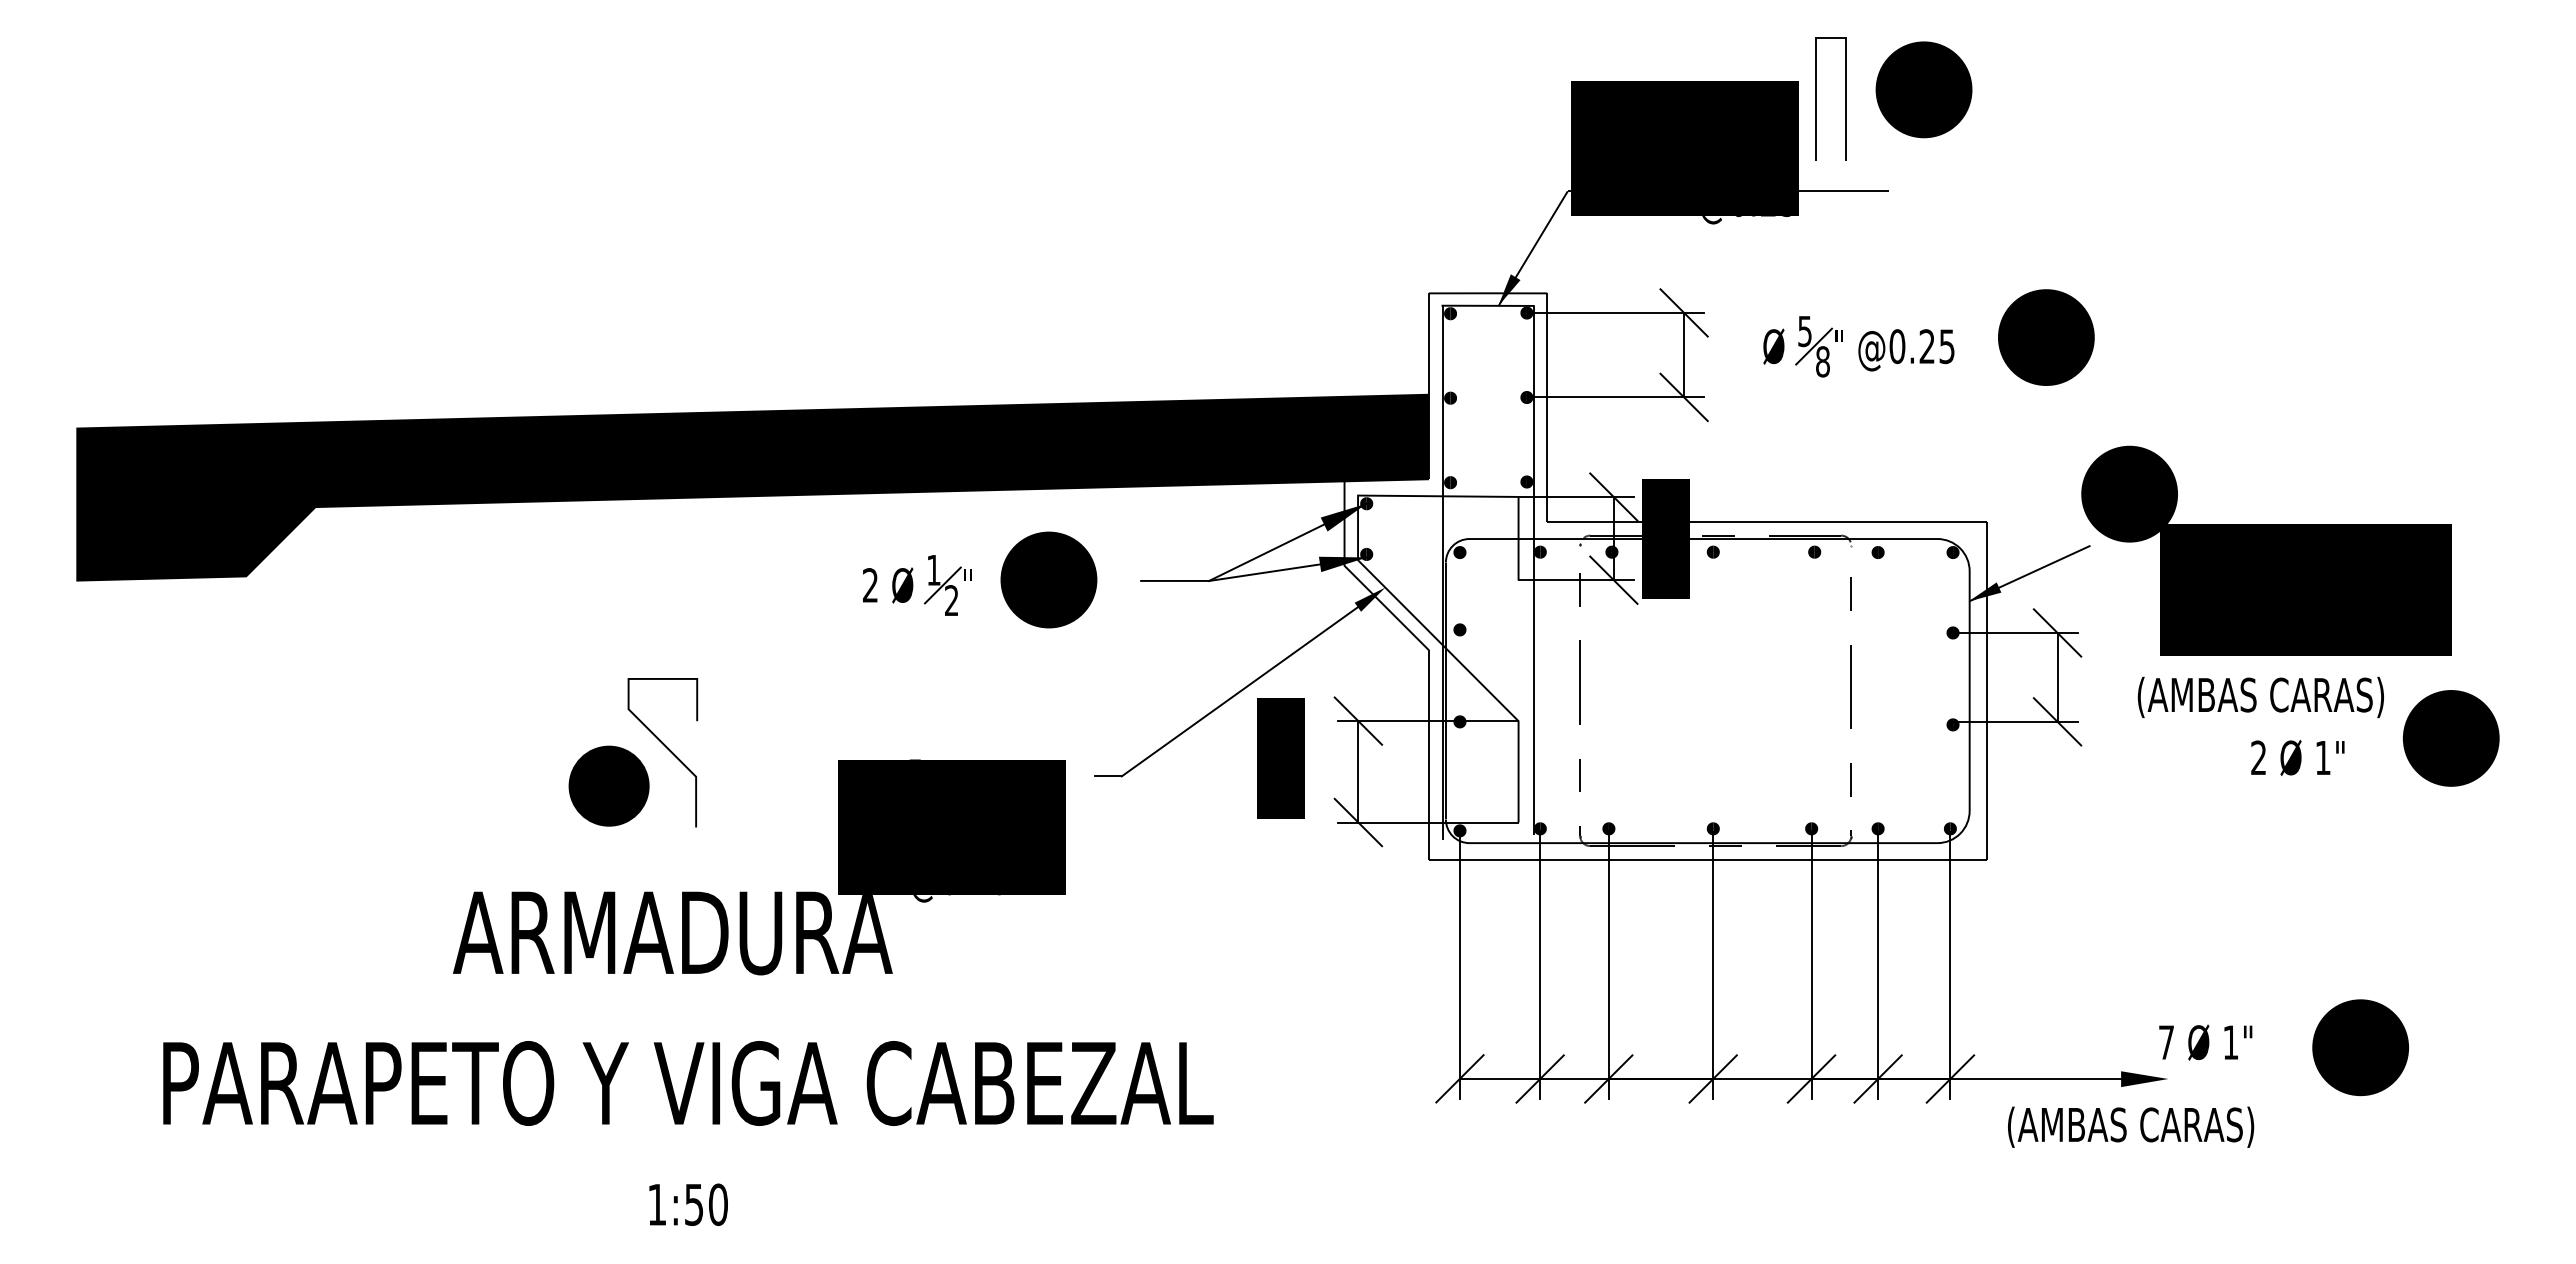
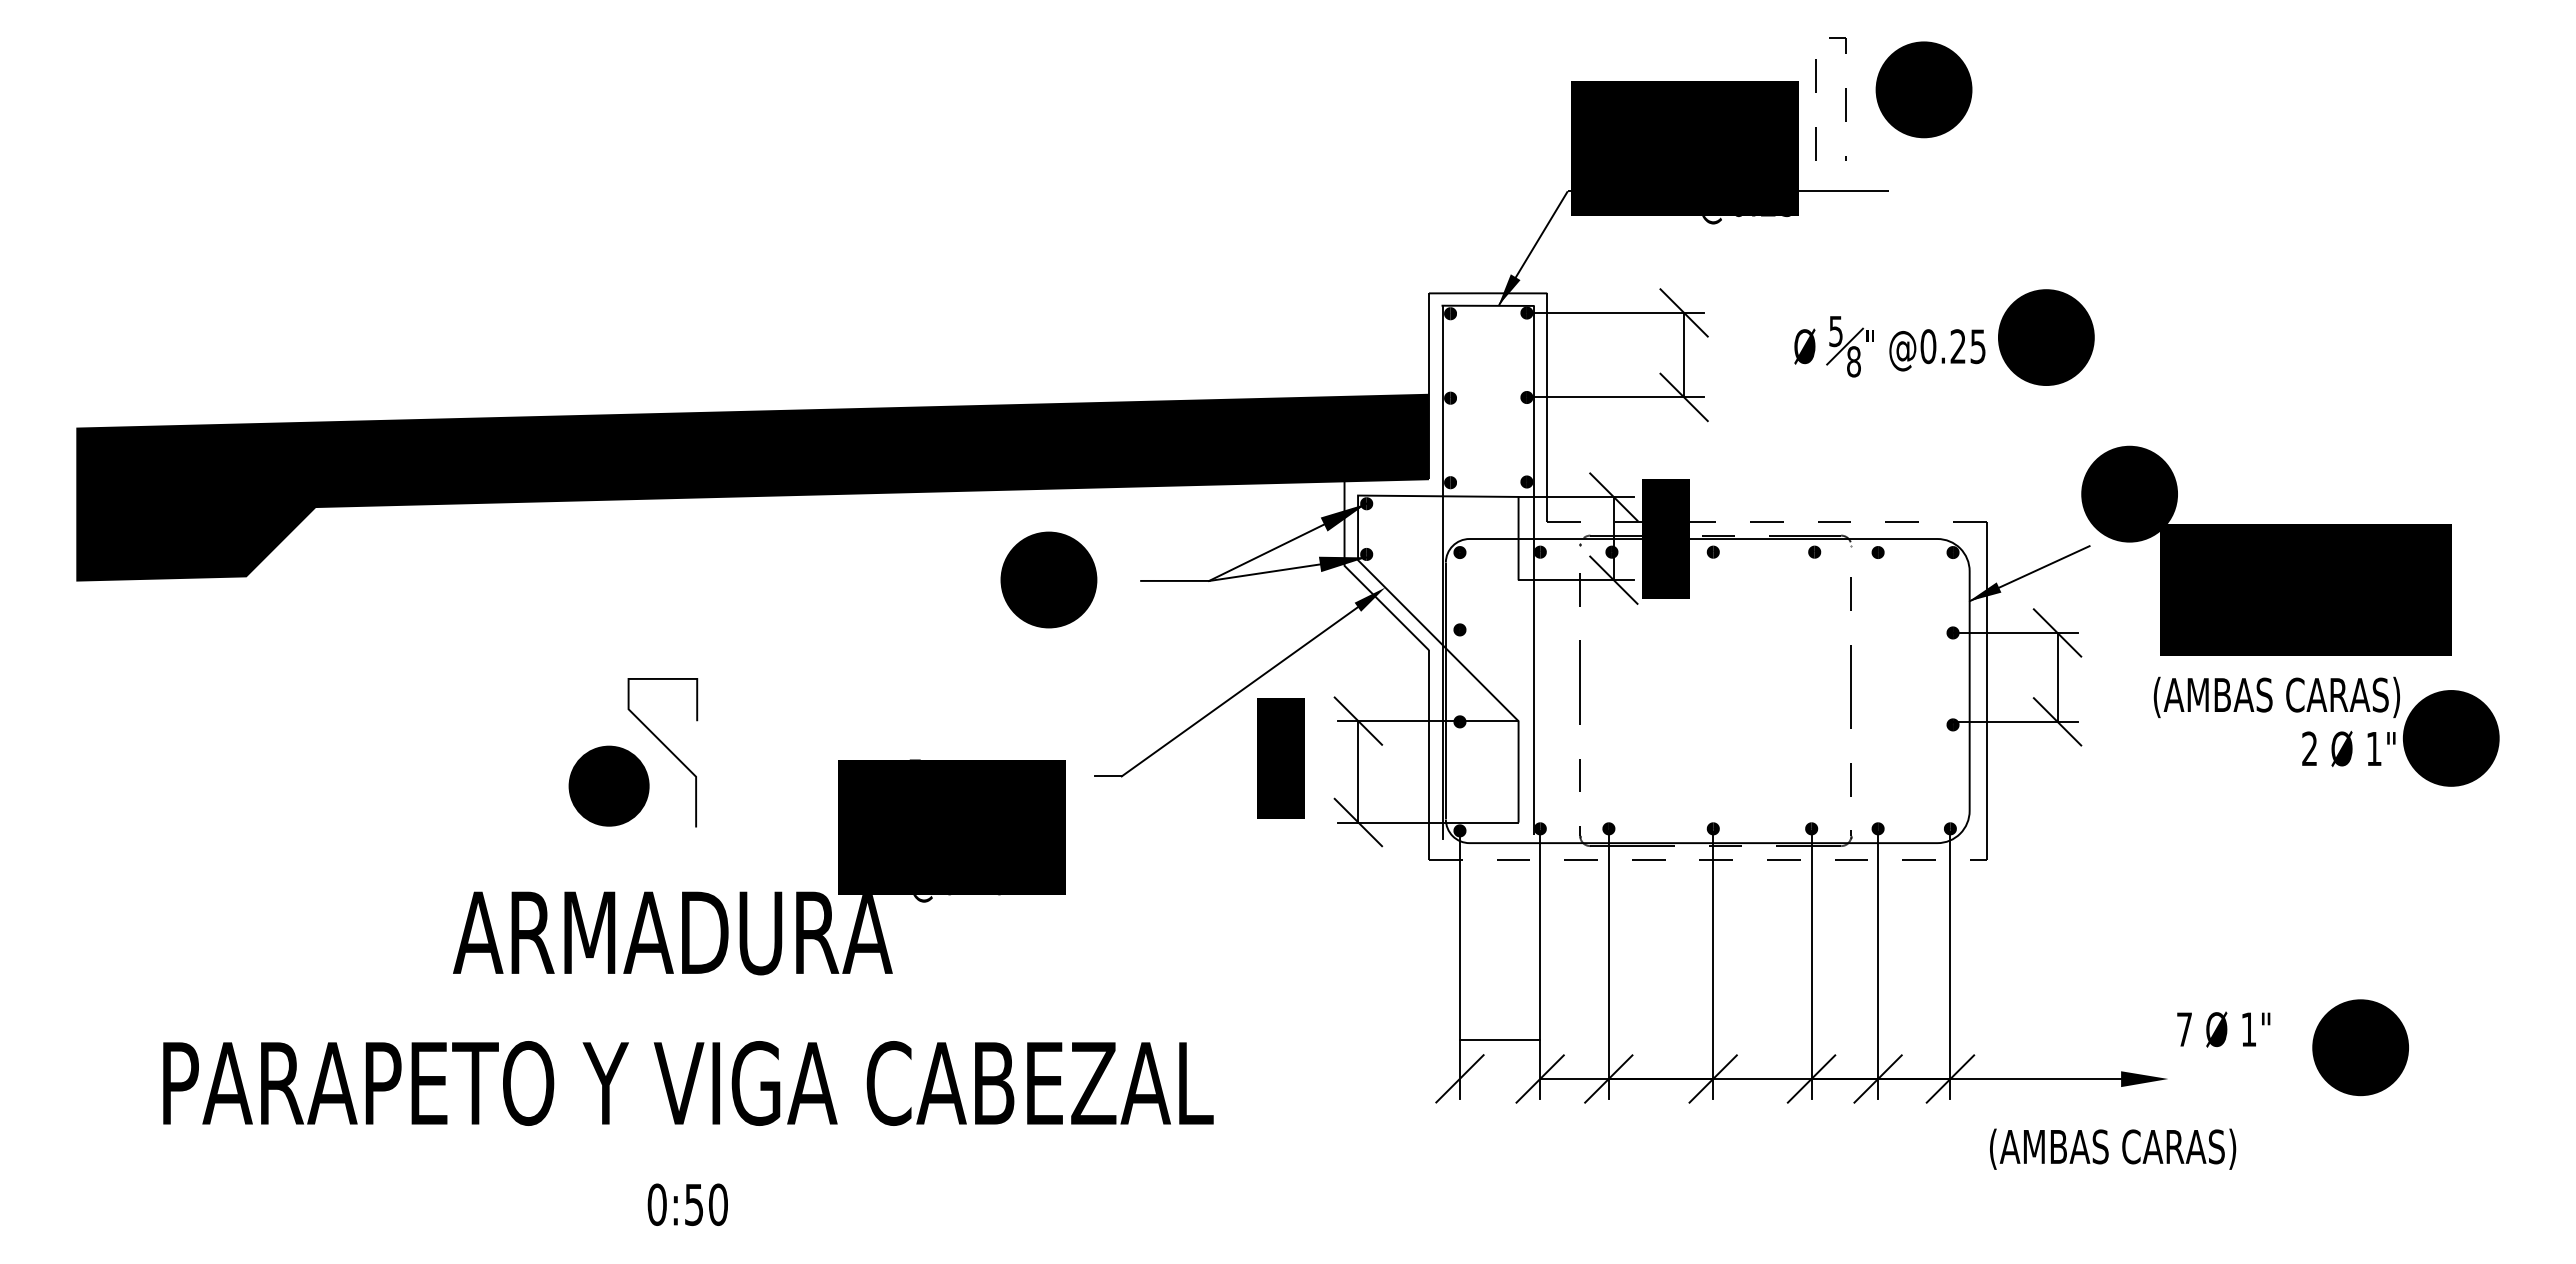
line: solid -> dashed (1831, 37)
part position: (1858, 346) -> (1889, 346) (1889, 346)
line: solid -> dashed (1766, 521)
part: present -> none (917, 585)
text position: (2260, 697) -> (2276, 697) (2276, 697)
text position: (2297, 757) -> (2348, 748) (2348, 748)
line: solid -> dashed (1707, 859)
text position: (2205, 1042) -> (2223, 1029) (2223, 1029)
line position: (1499, 1078) -> (1499, 1039) (1499, 1039)
text position: (2131, 1126) -> (2113, 1148) (2113, 1148)
text: 1:50 -> 0:50 (656, 1204)
